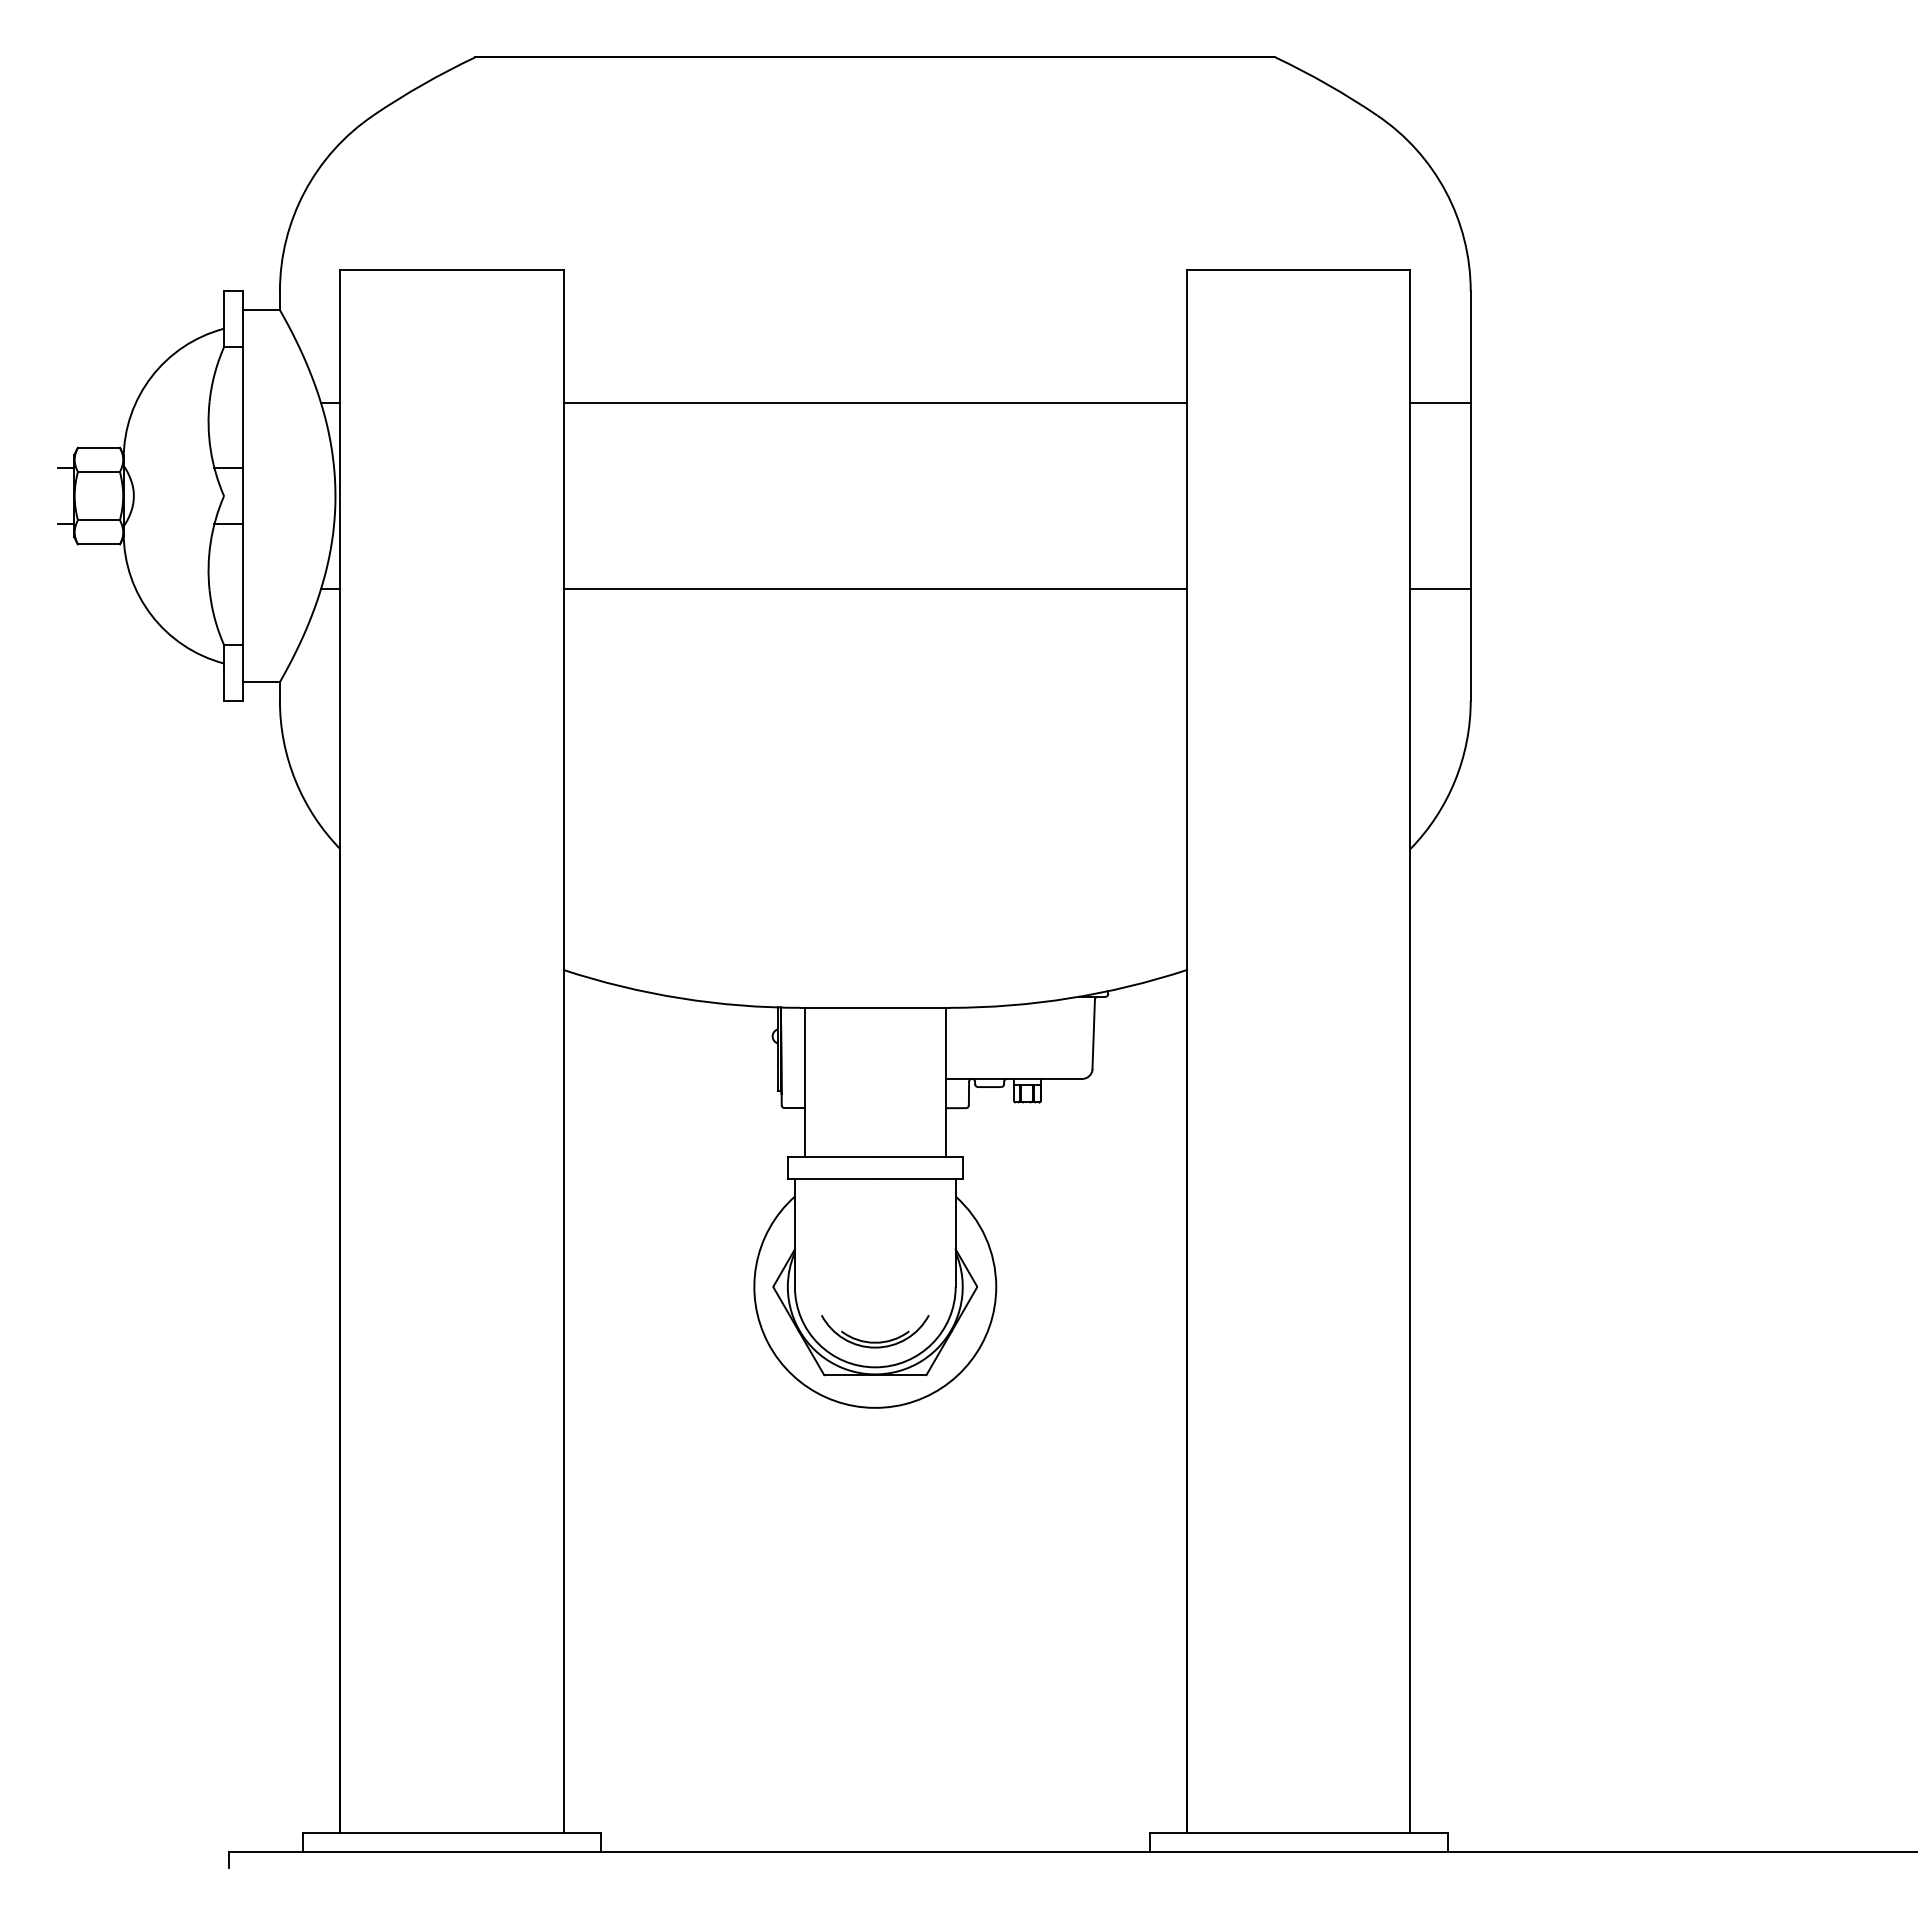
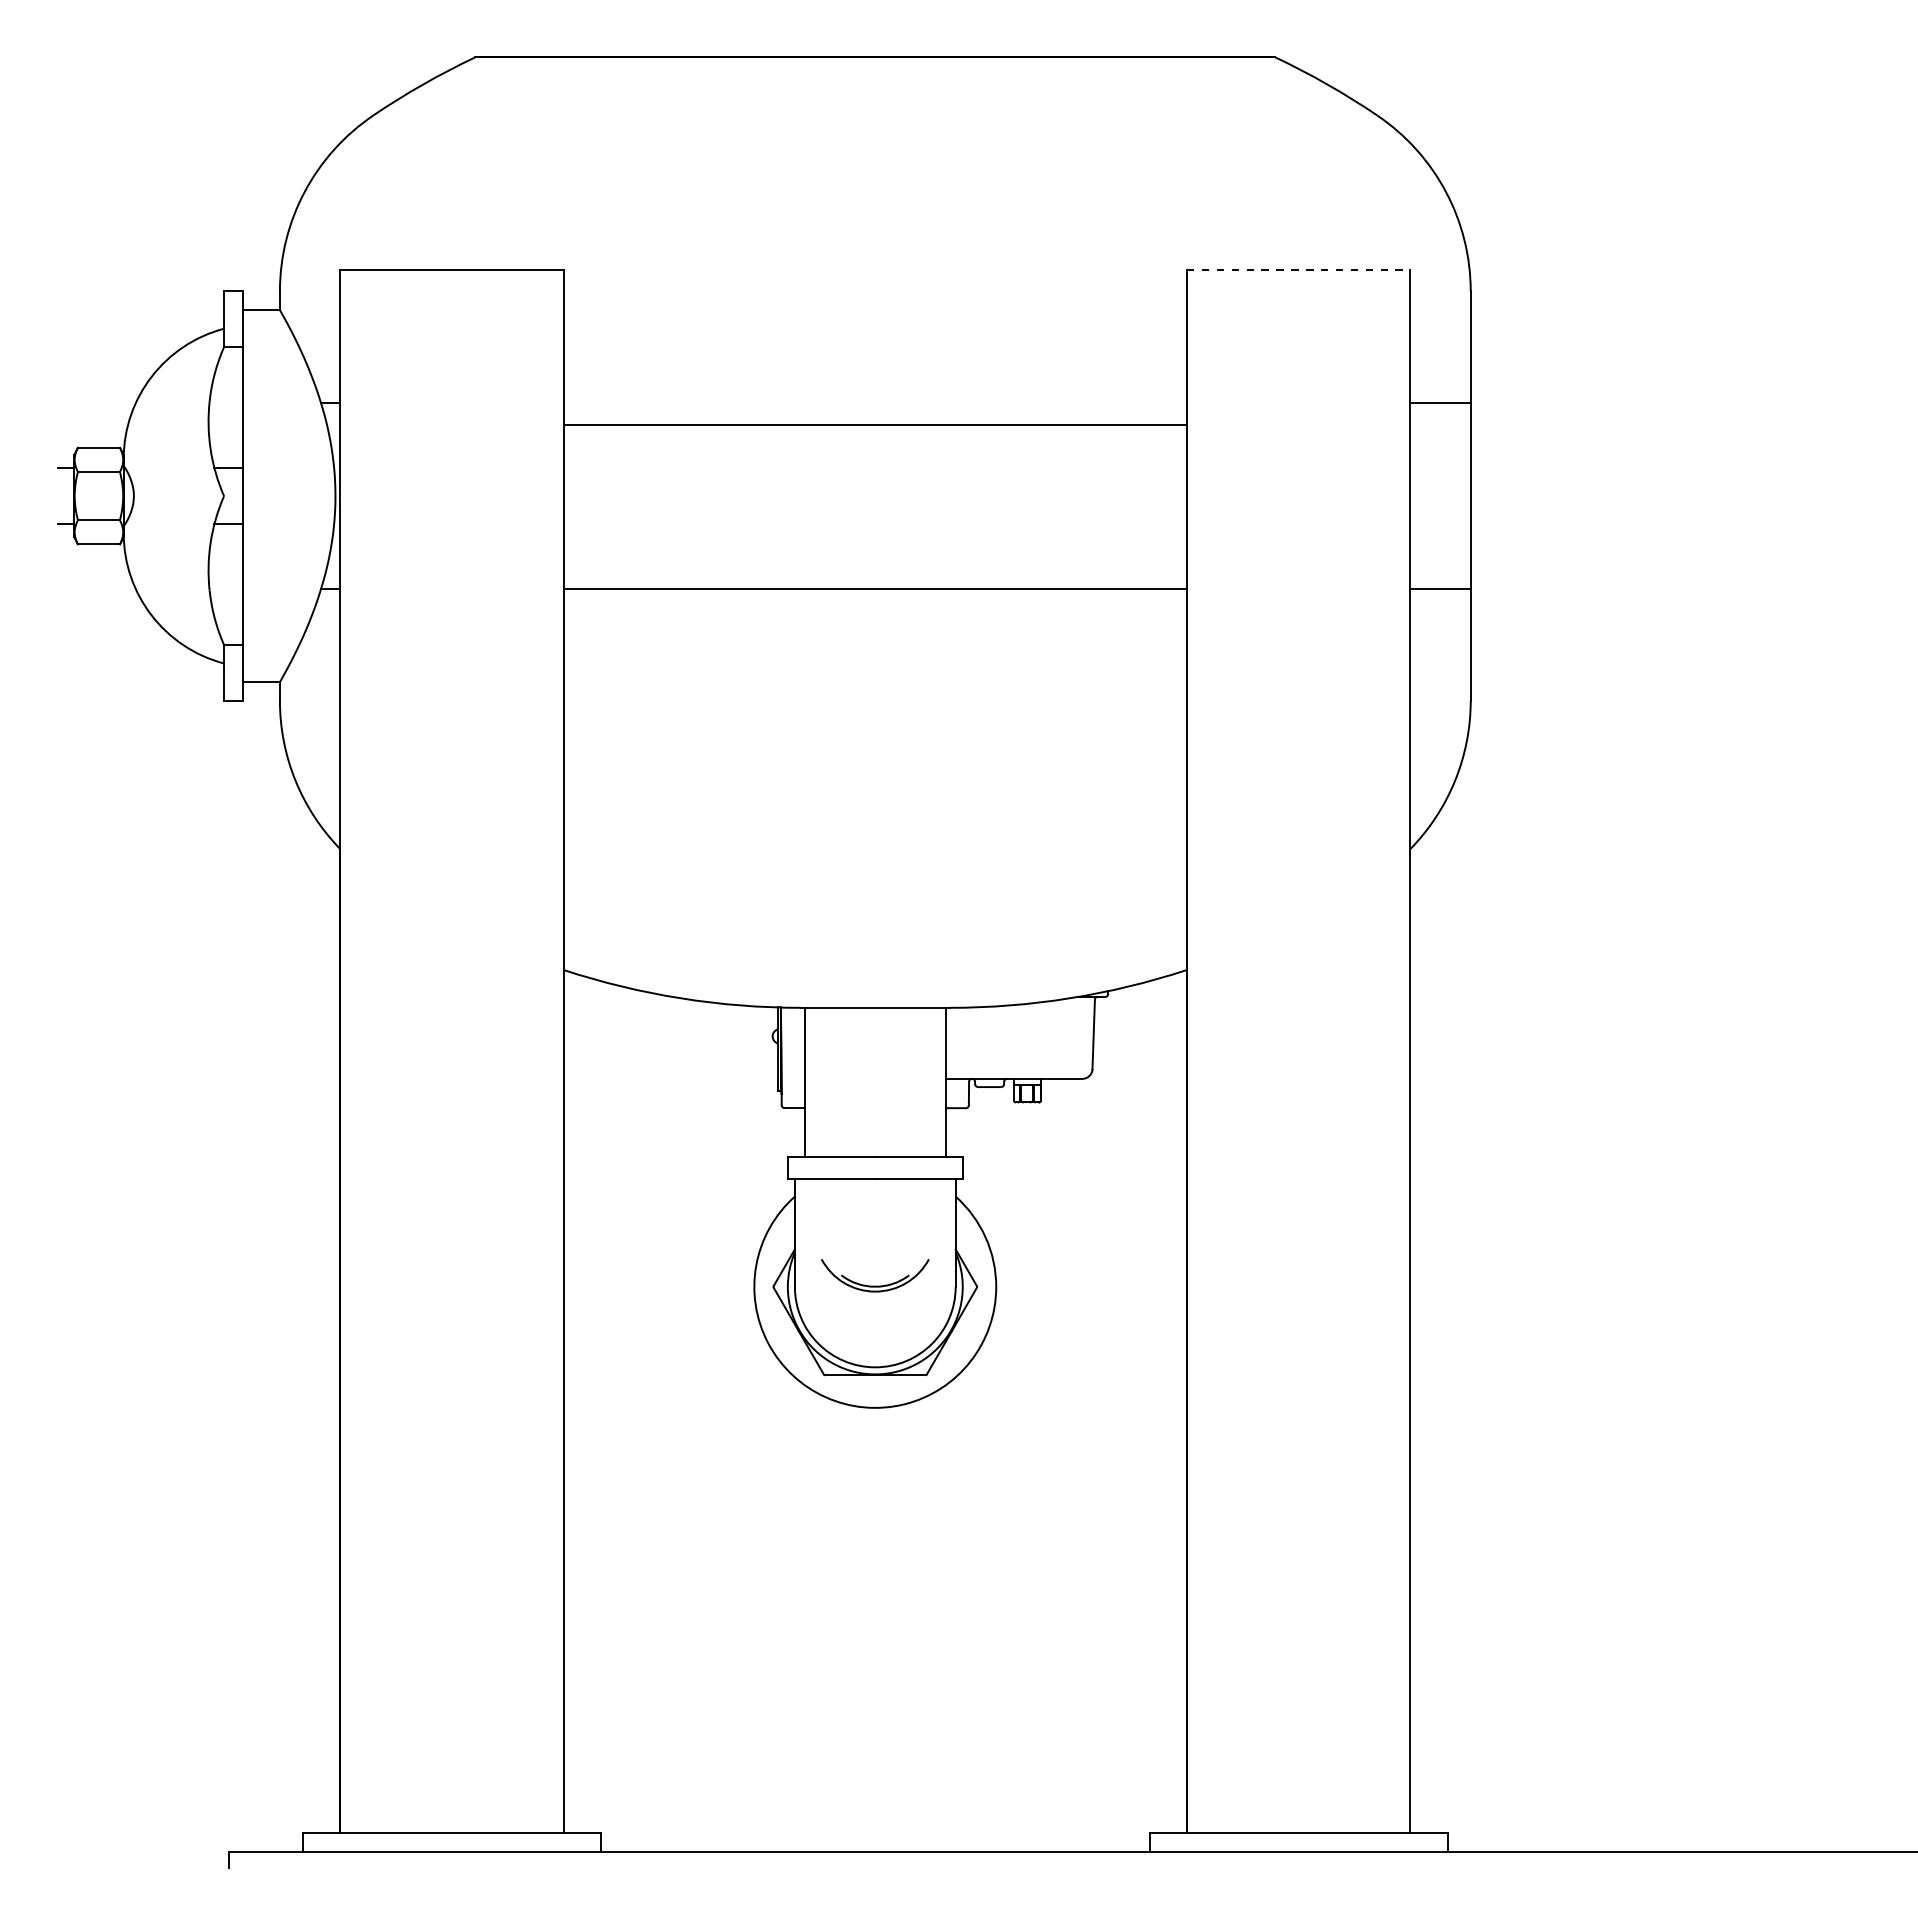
line: solid -> dashed (1298, 269)
line position: (875, 403) -> (875, 425) (875, 425)
part position: (875, 1341) -> (875, 1285) (875, 1285)
